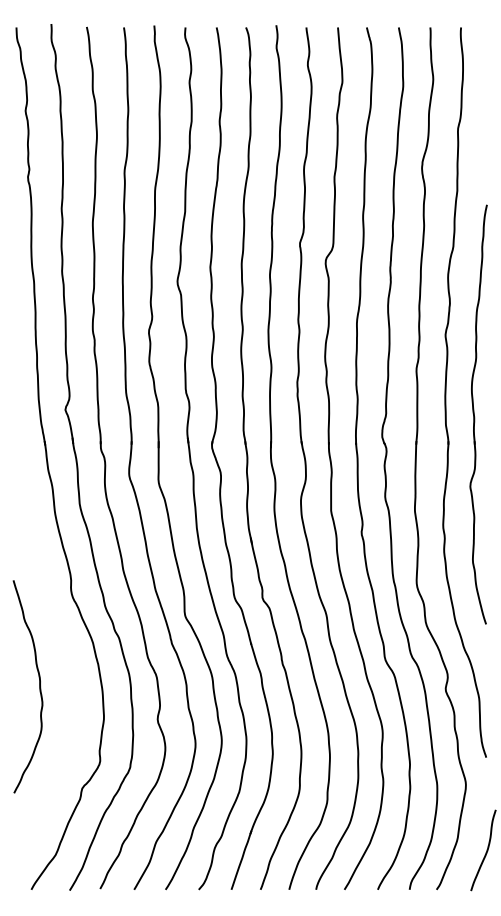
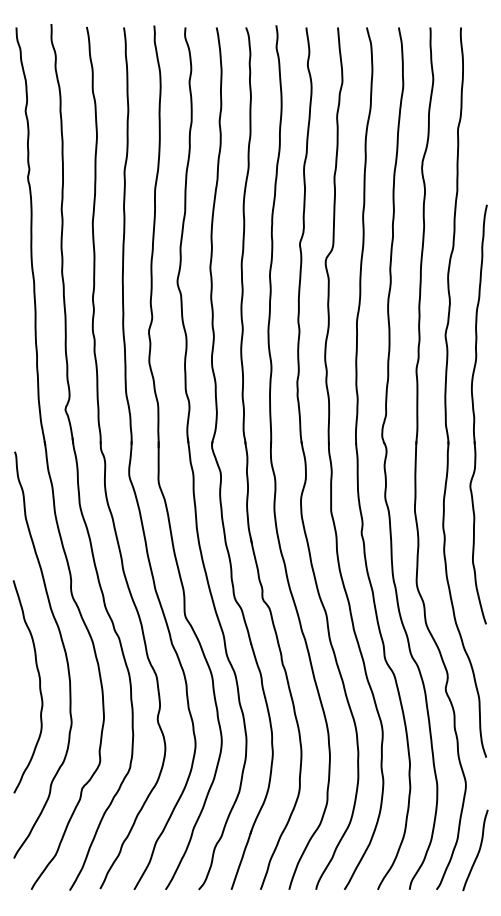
curve: none -> present (63, 649)
curve position: (485, 852) -> (477, 852) (477, 852)
